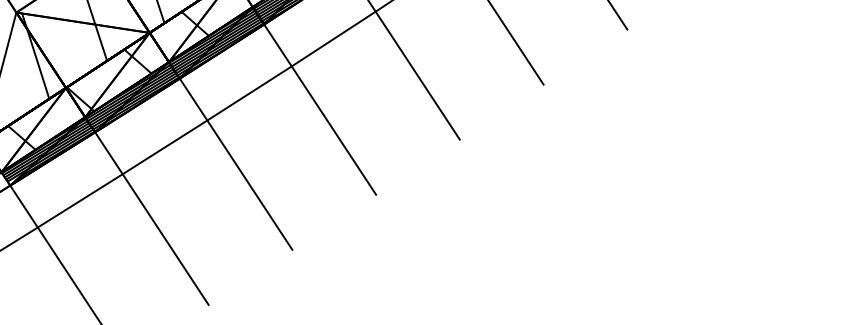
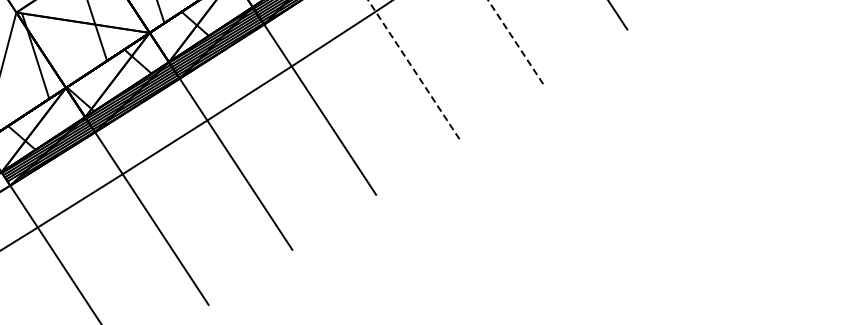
line: solid -> dashed (516, 42)
line: solid -> dashed (414, 70)
